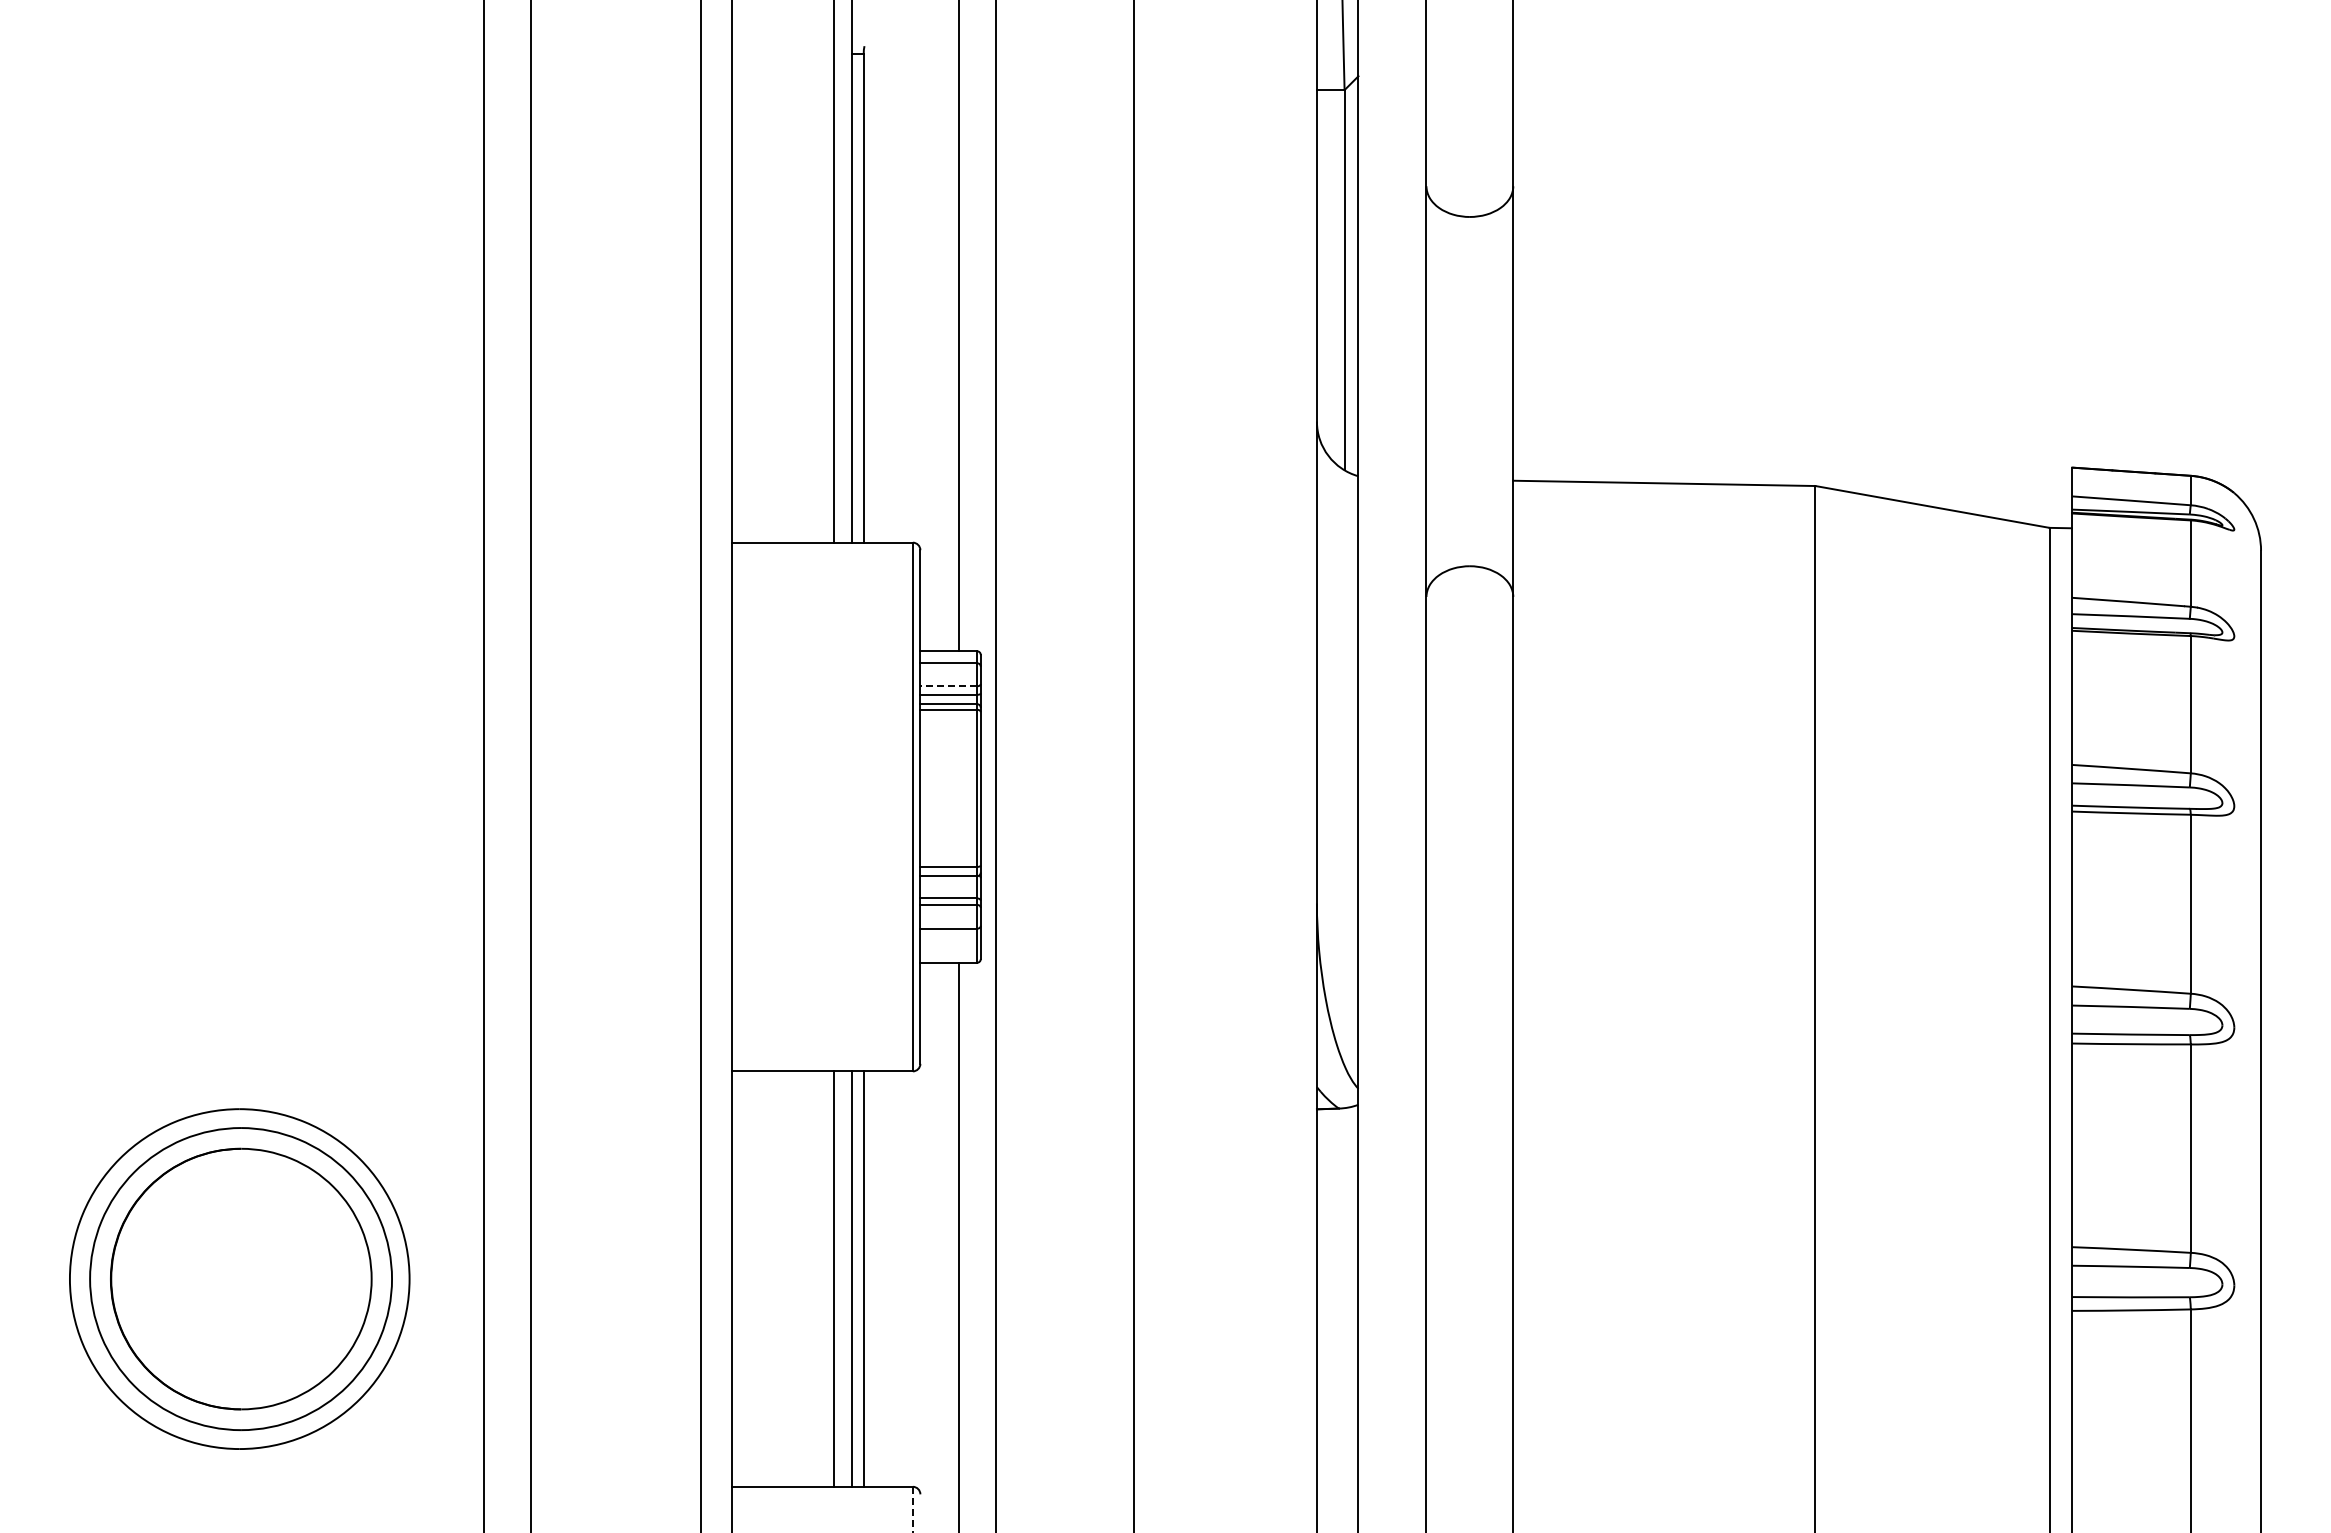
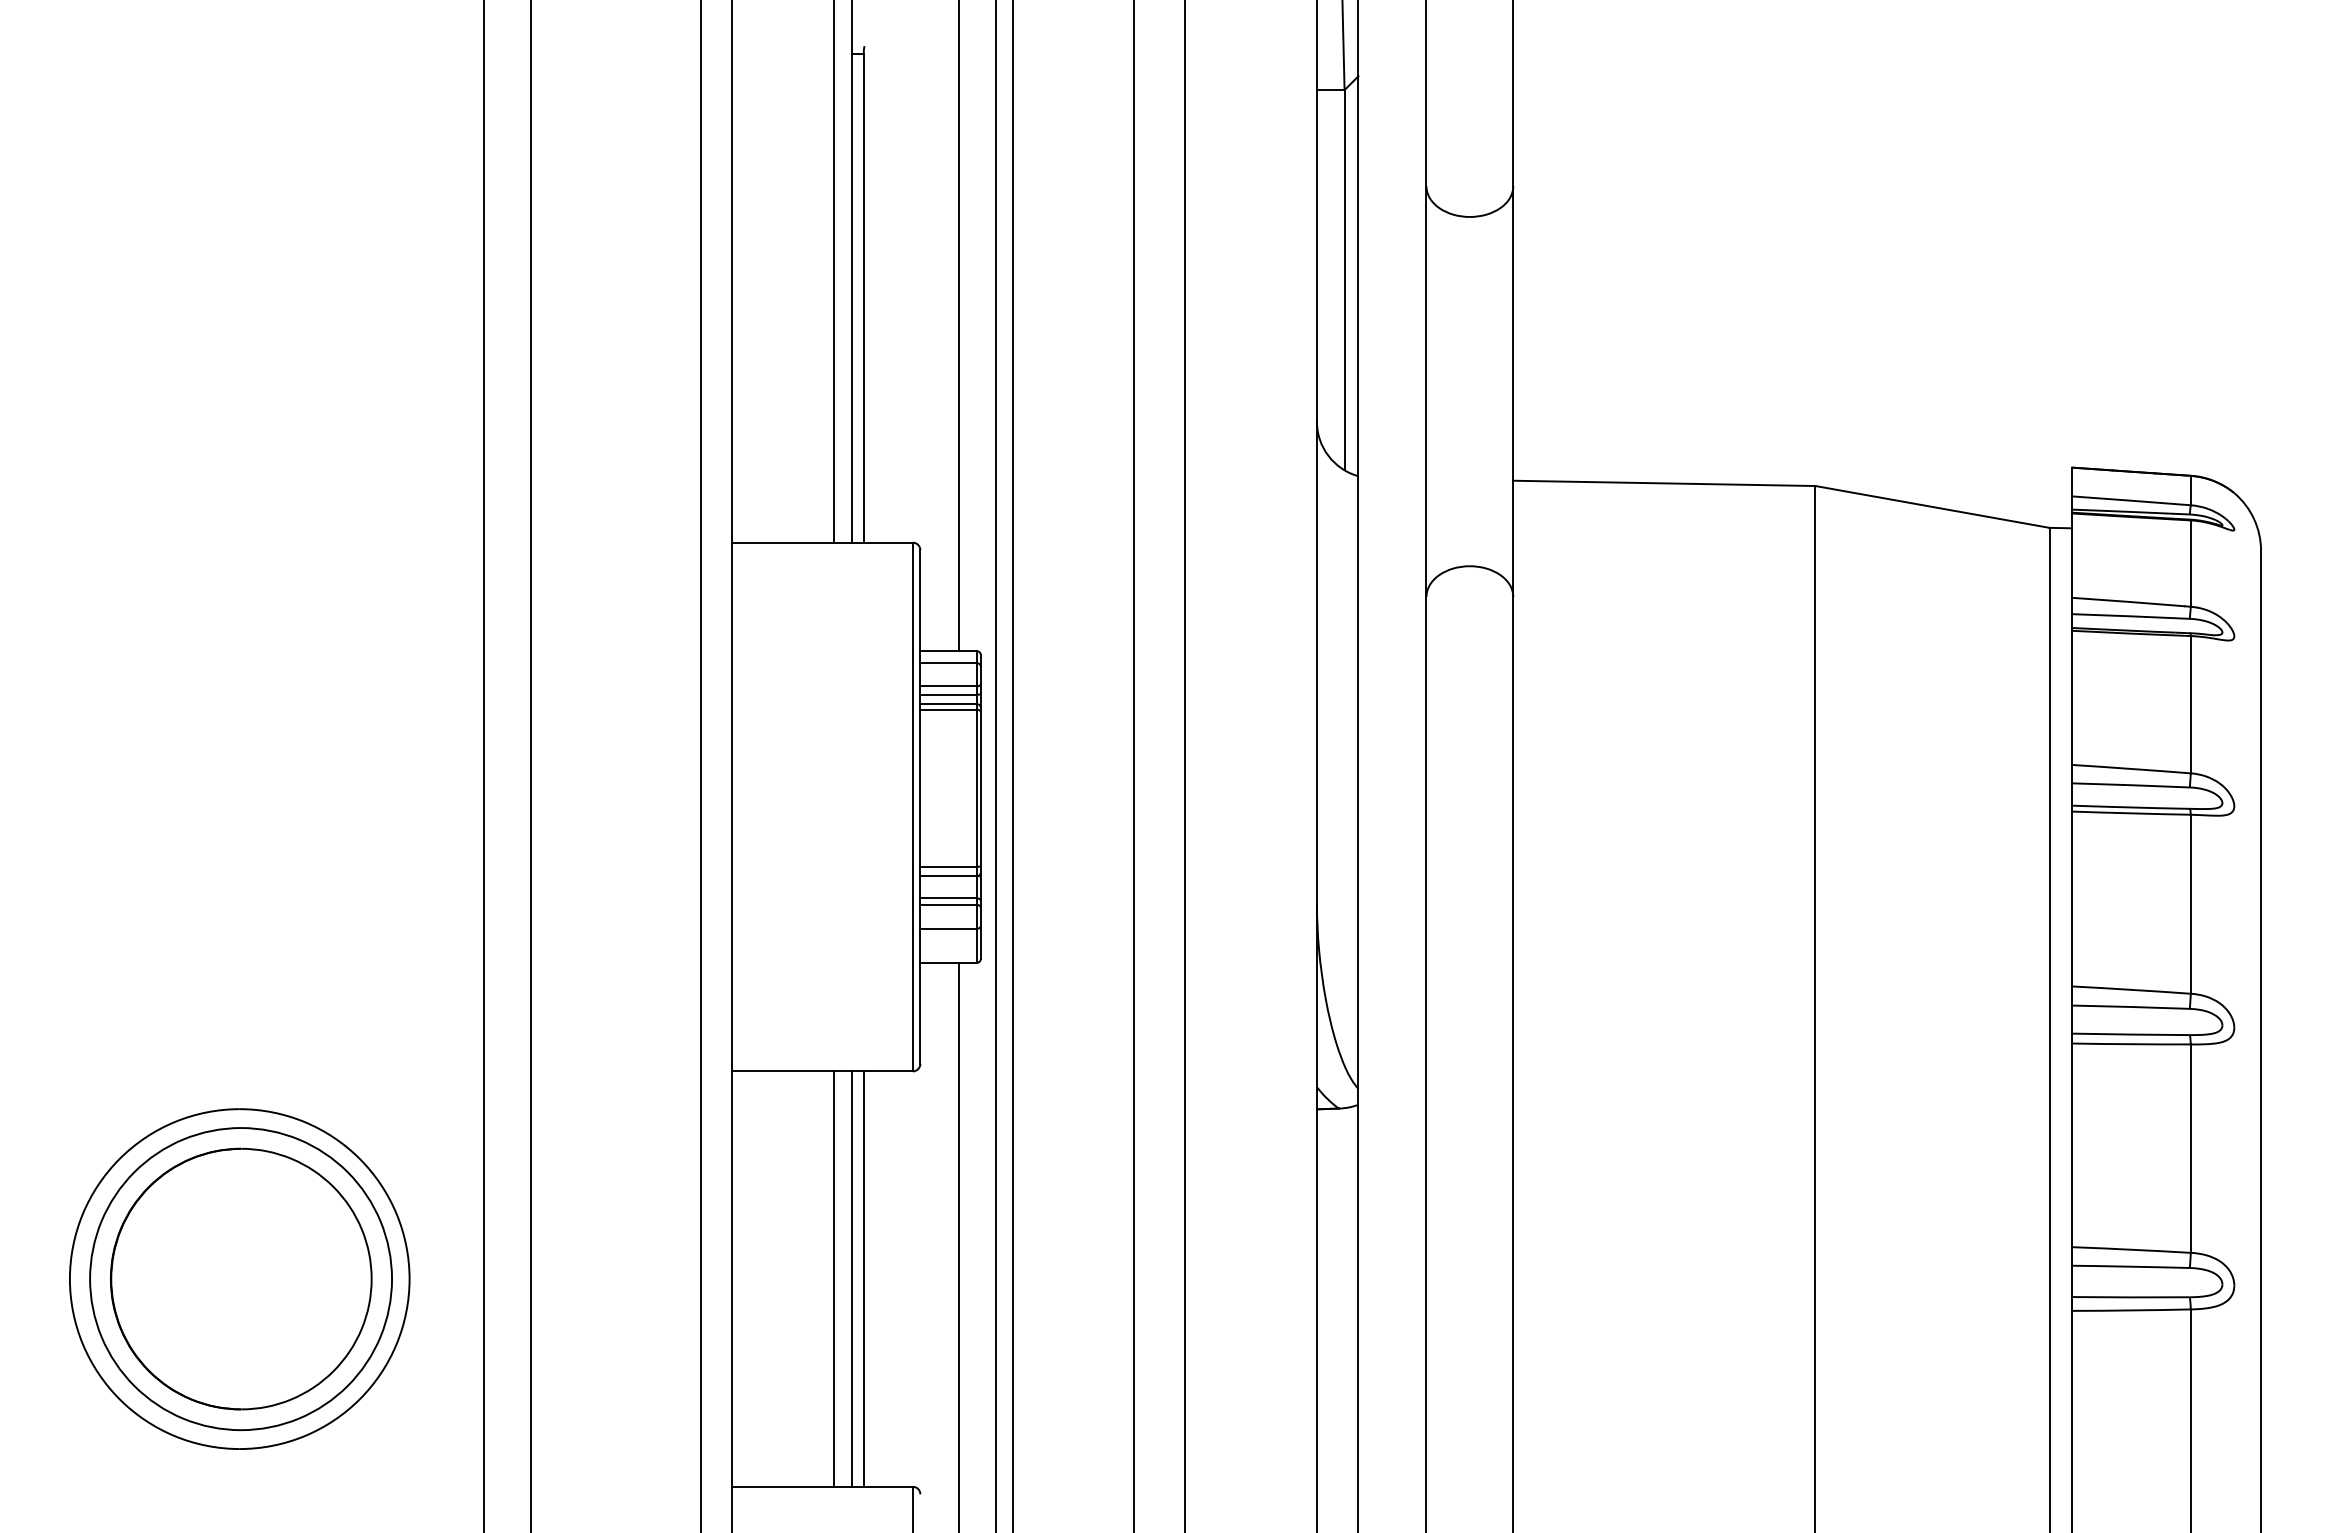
line: dashed -> solid (948, 686)
line: none -> present (1012, 765)
line: none -> present (1184, 765)
line: dashed -> solid (912, 1509)
